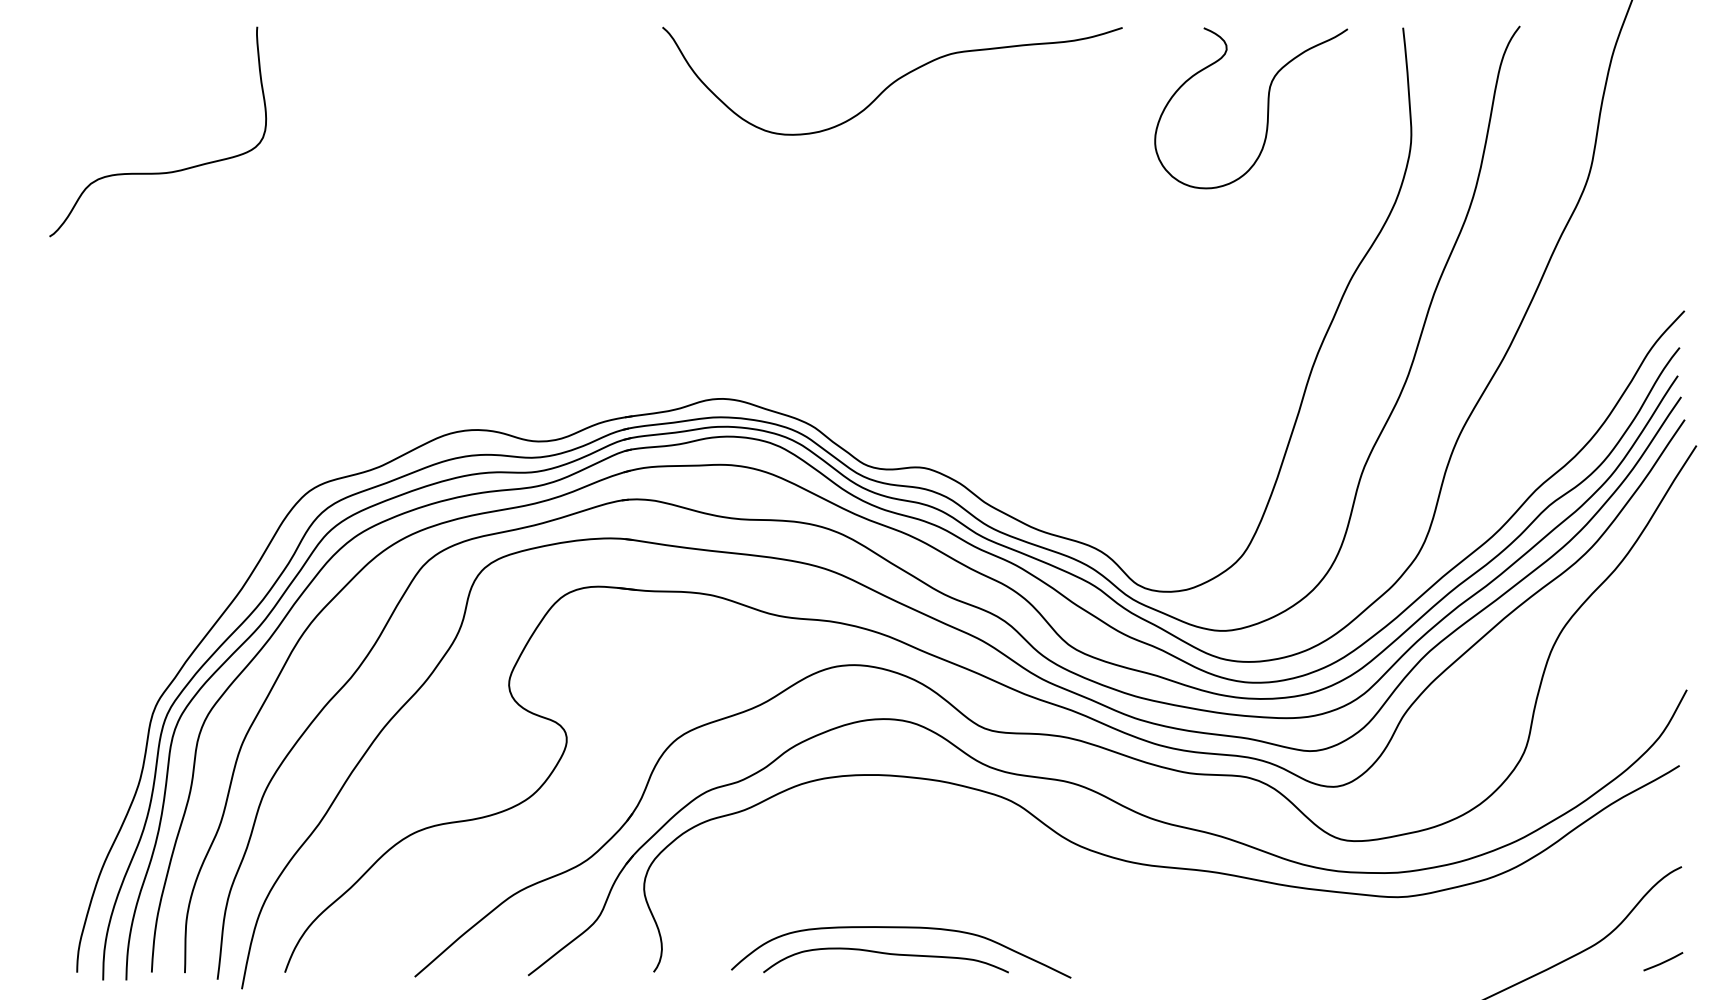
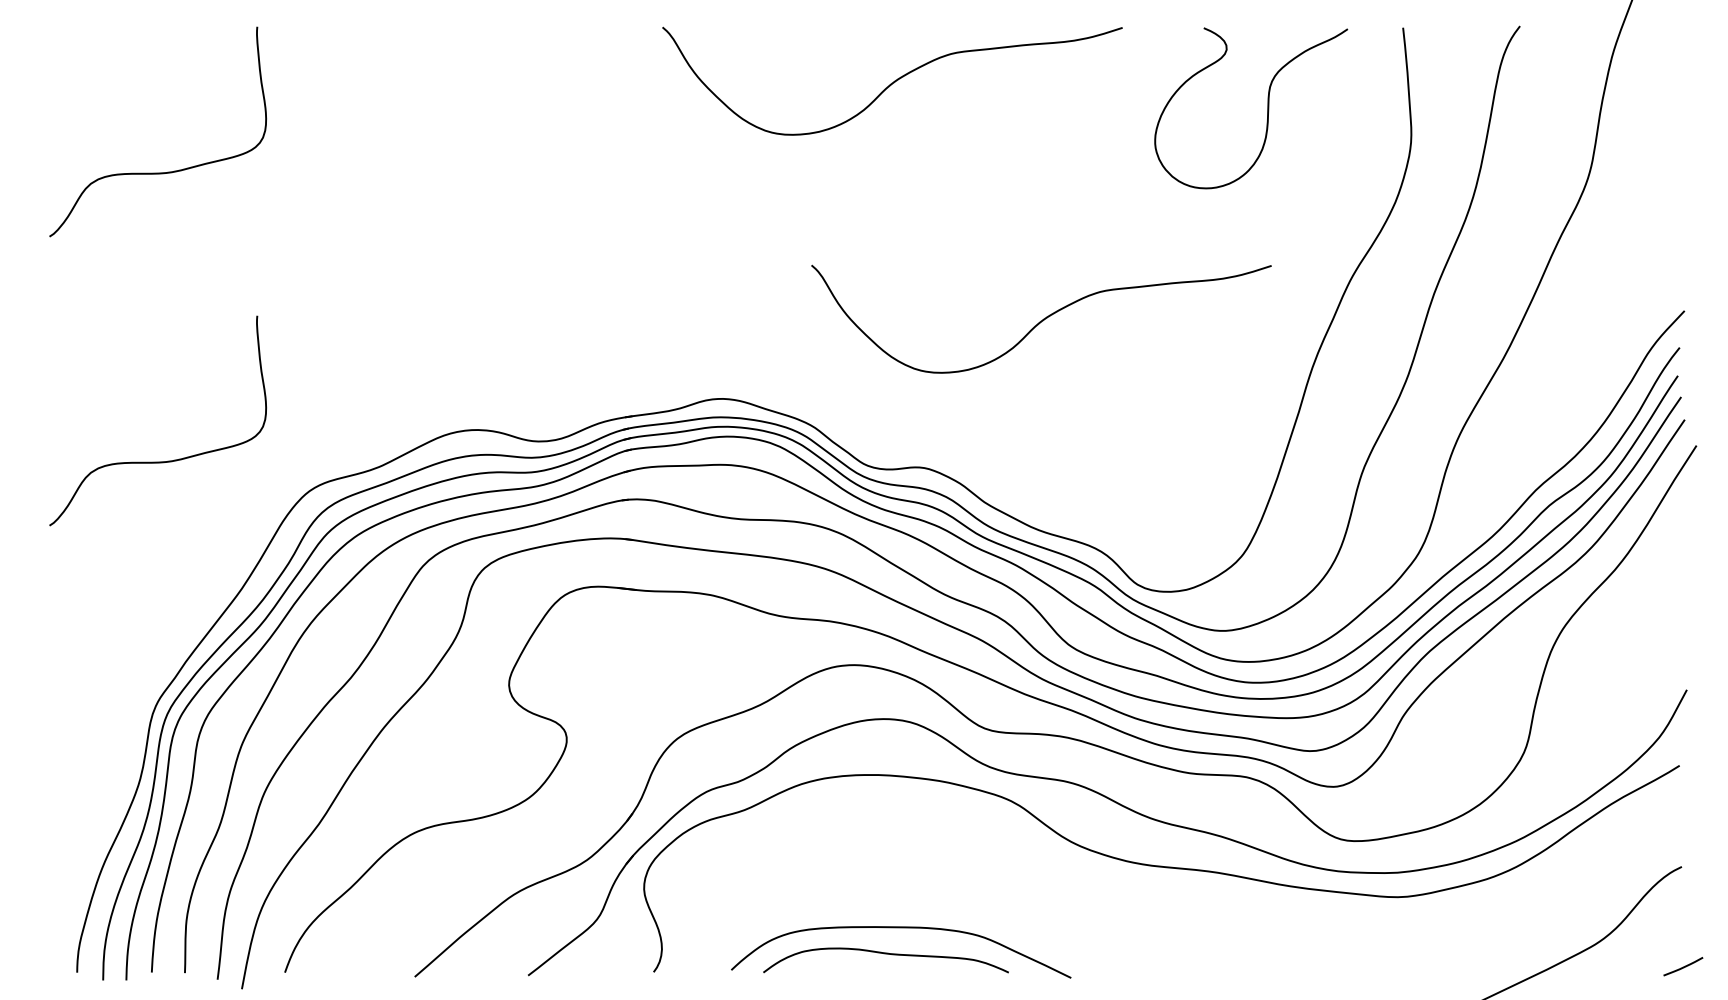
curve: none -> present (1042, 319)
curve: none -> present (157, 461)
curve position: (1663, 961) -> (1683, 966) (1683, 966)
